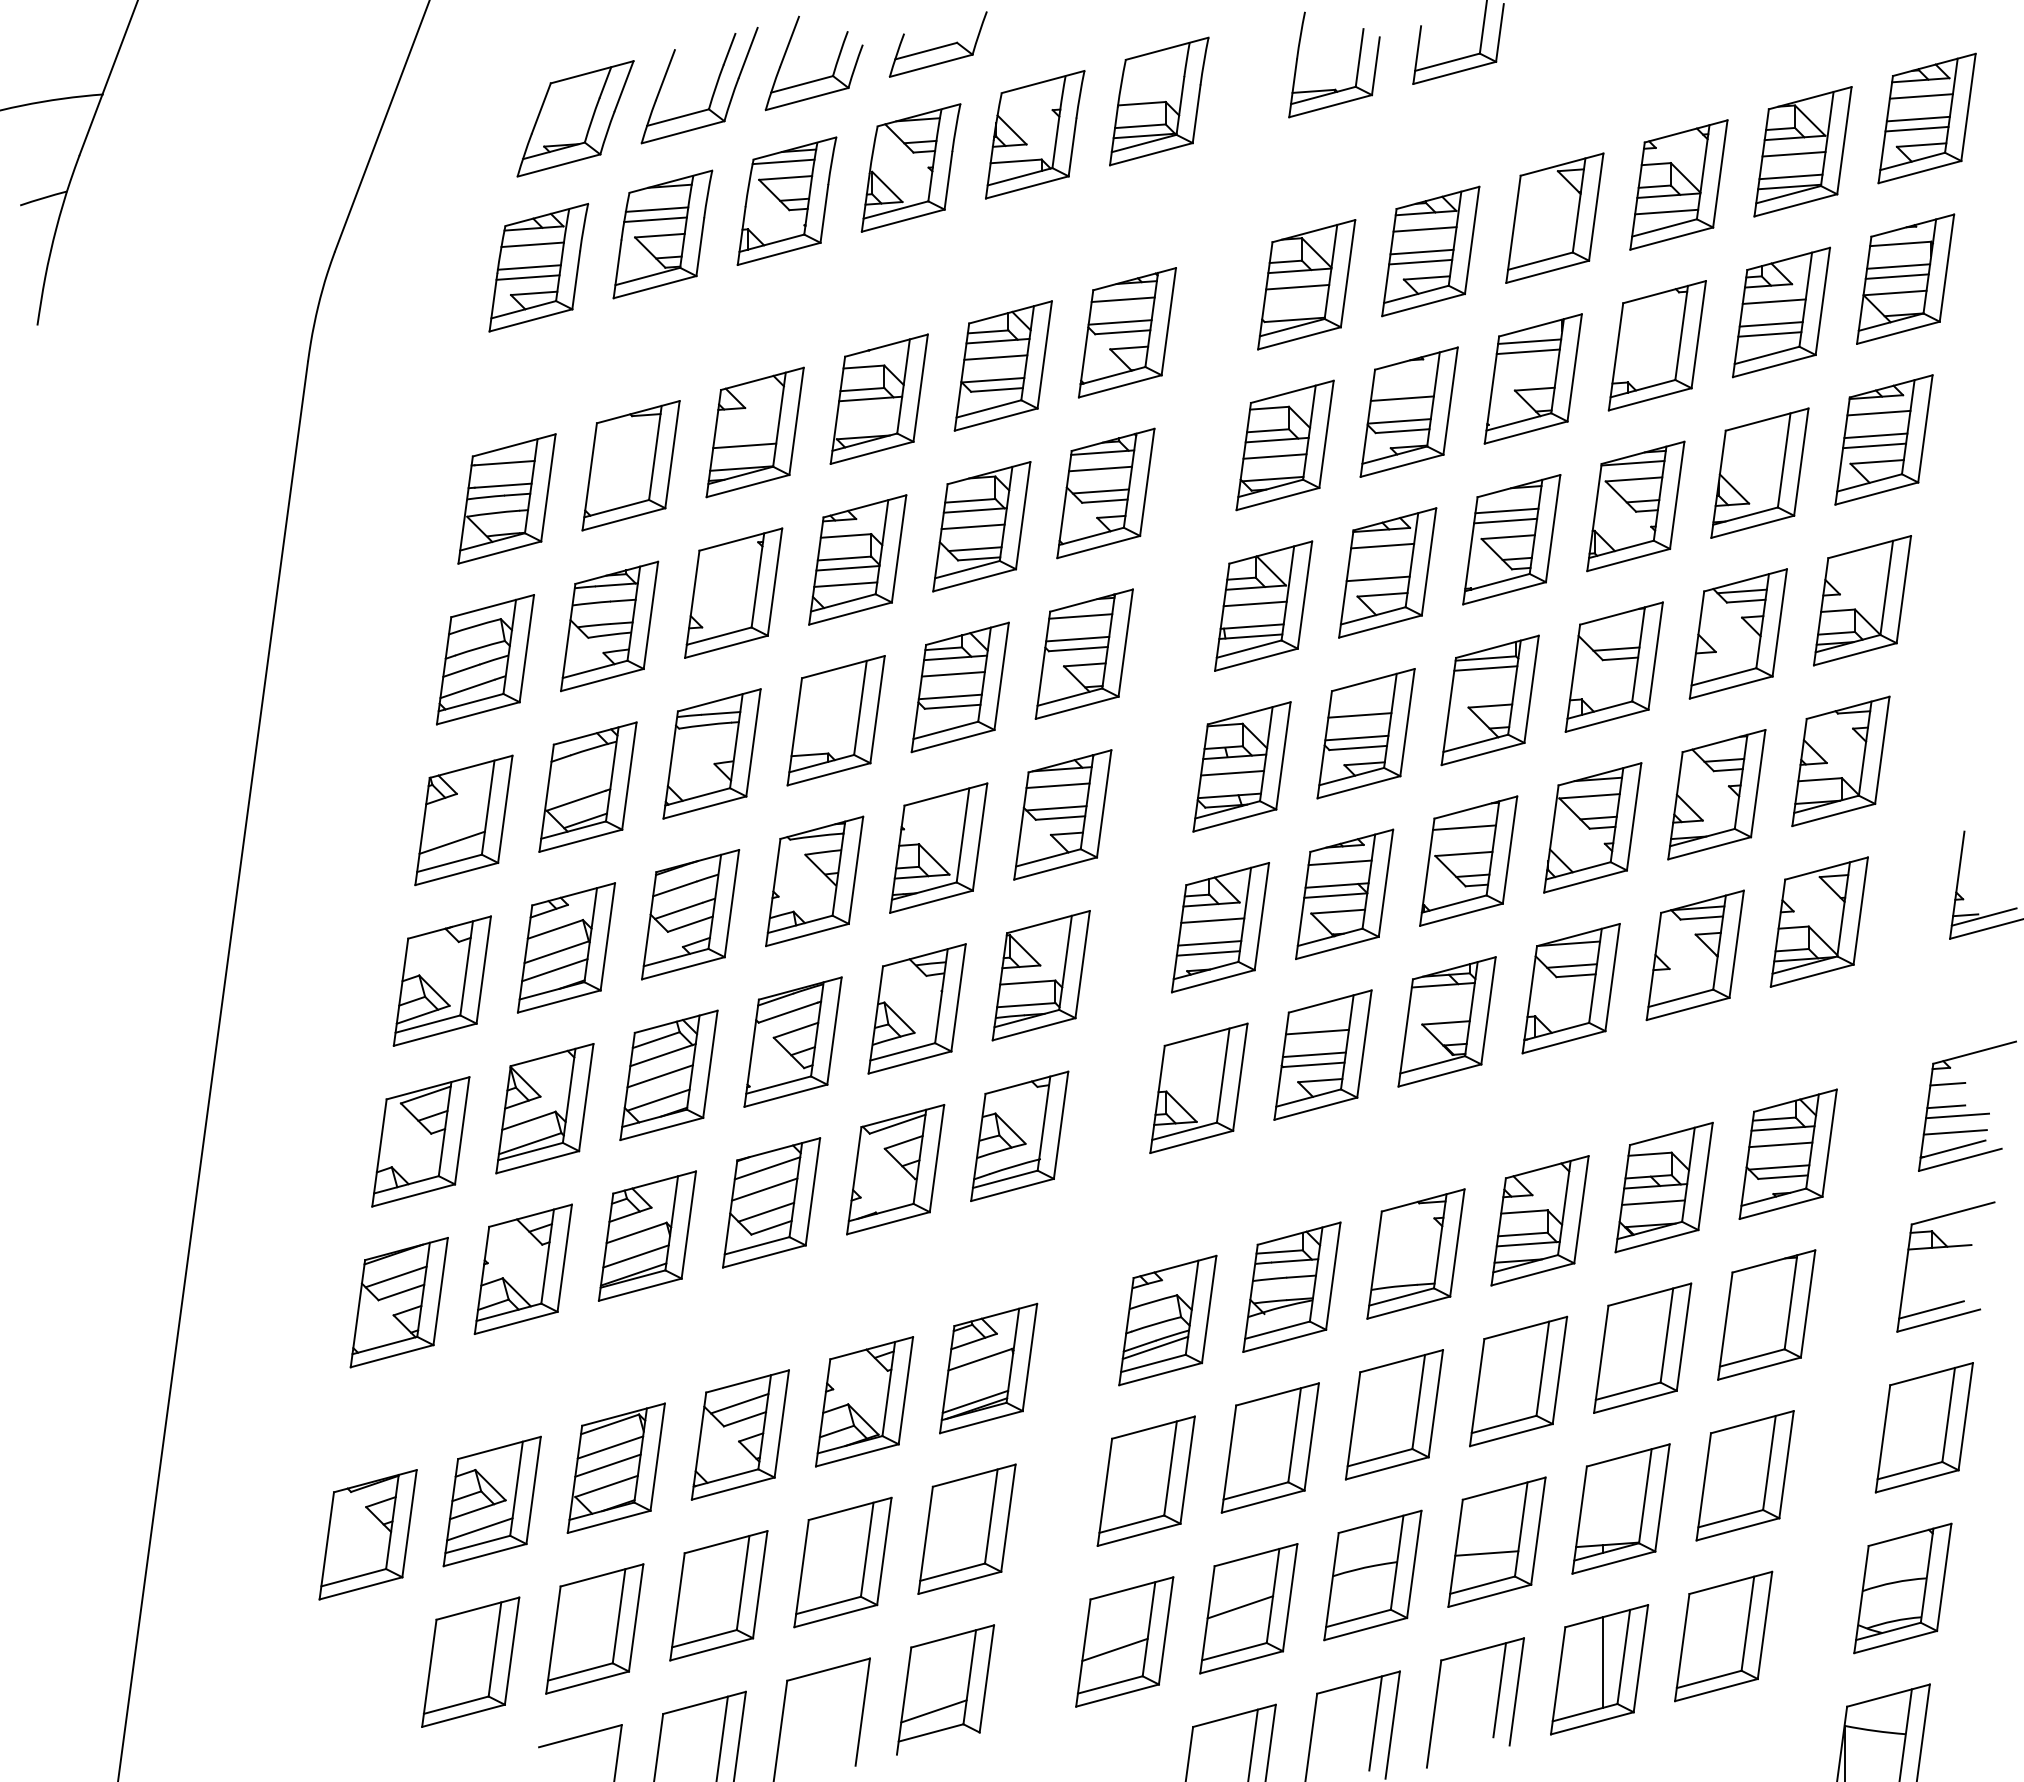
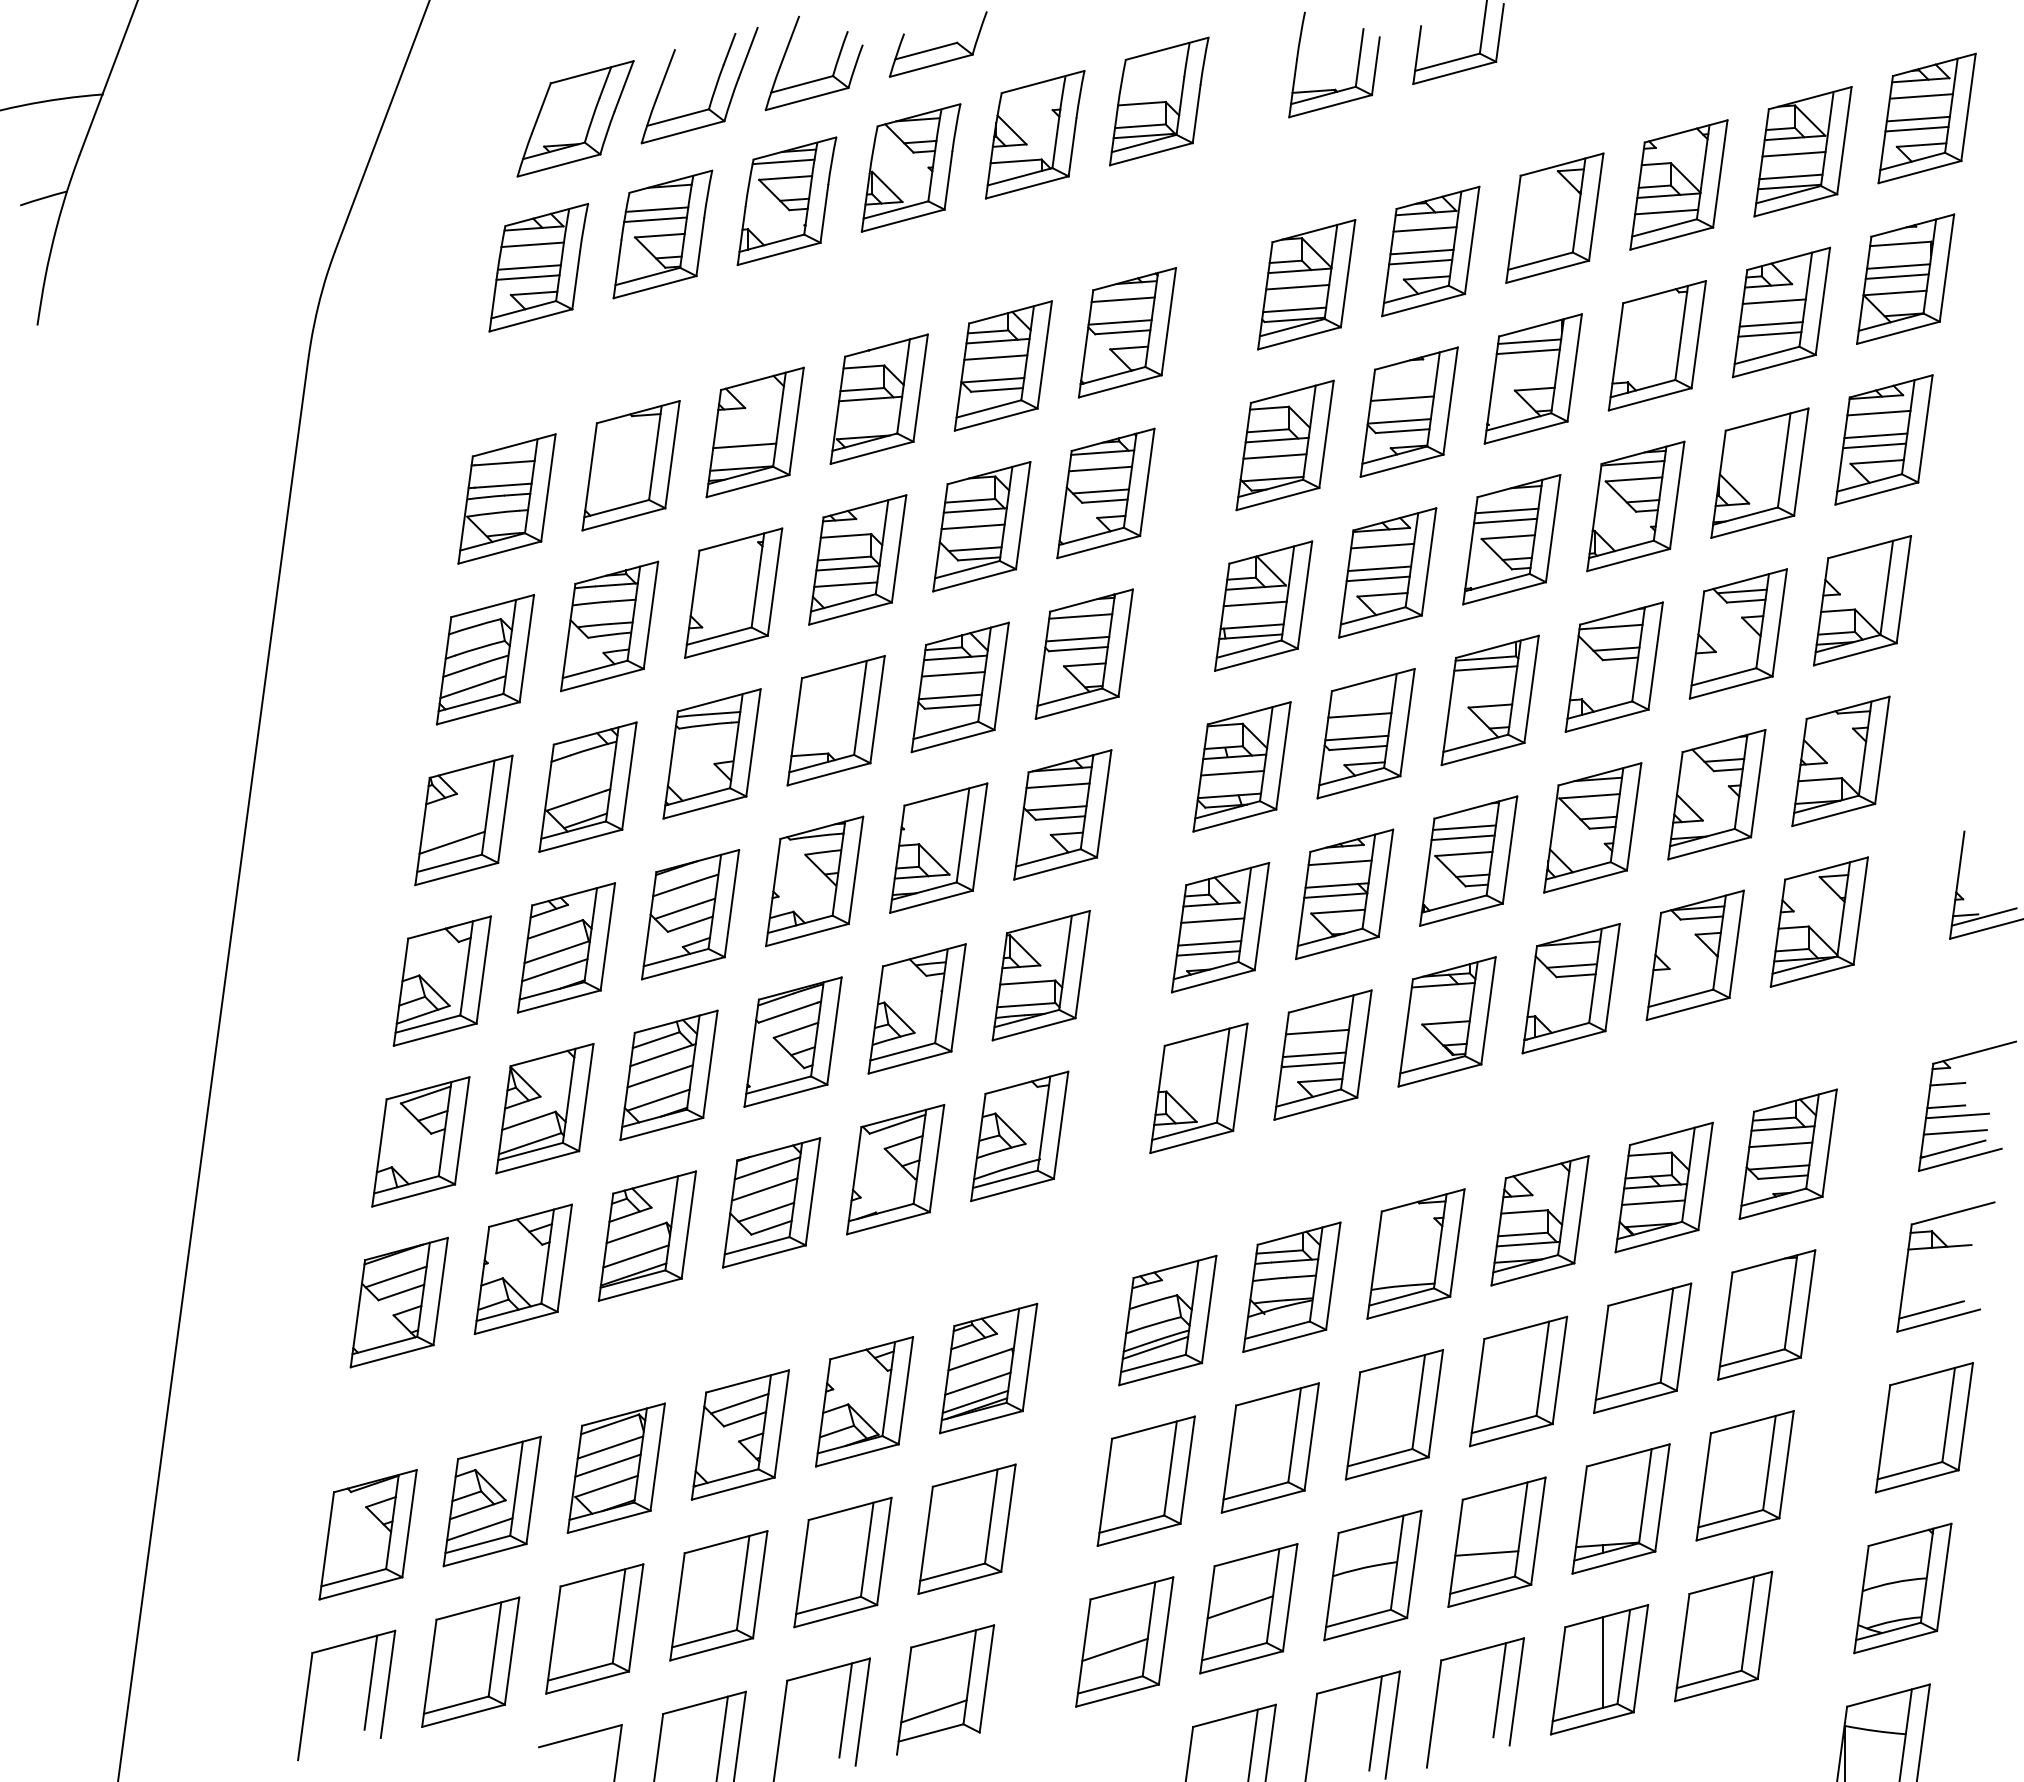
line: none -> present (1294, 309)
line: none -> present (1379, 568)
line: none -> present (1610, 626)
line: none -> present (1462, 837)
line: none -> present (977, 1383)
part: none -> present (367, 1698)
line: none -> present (845, 1710)
